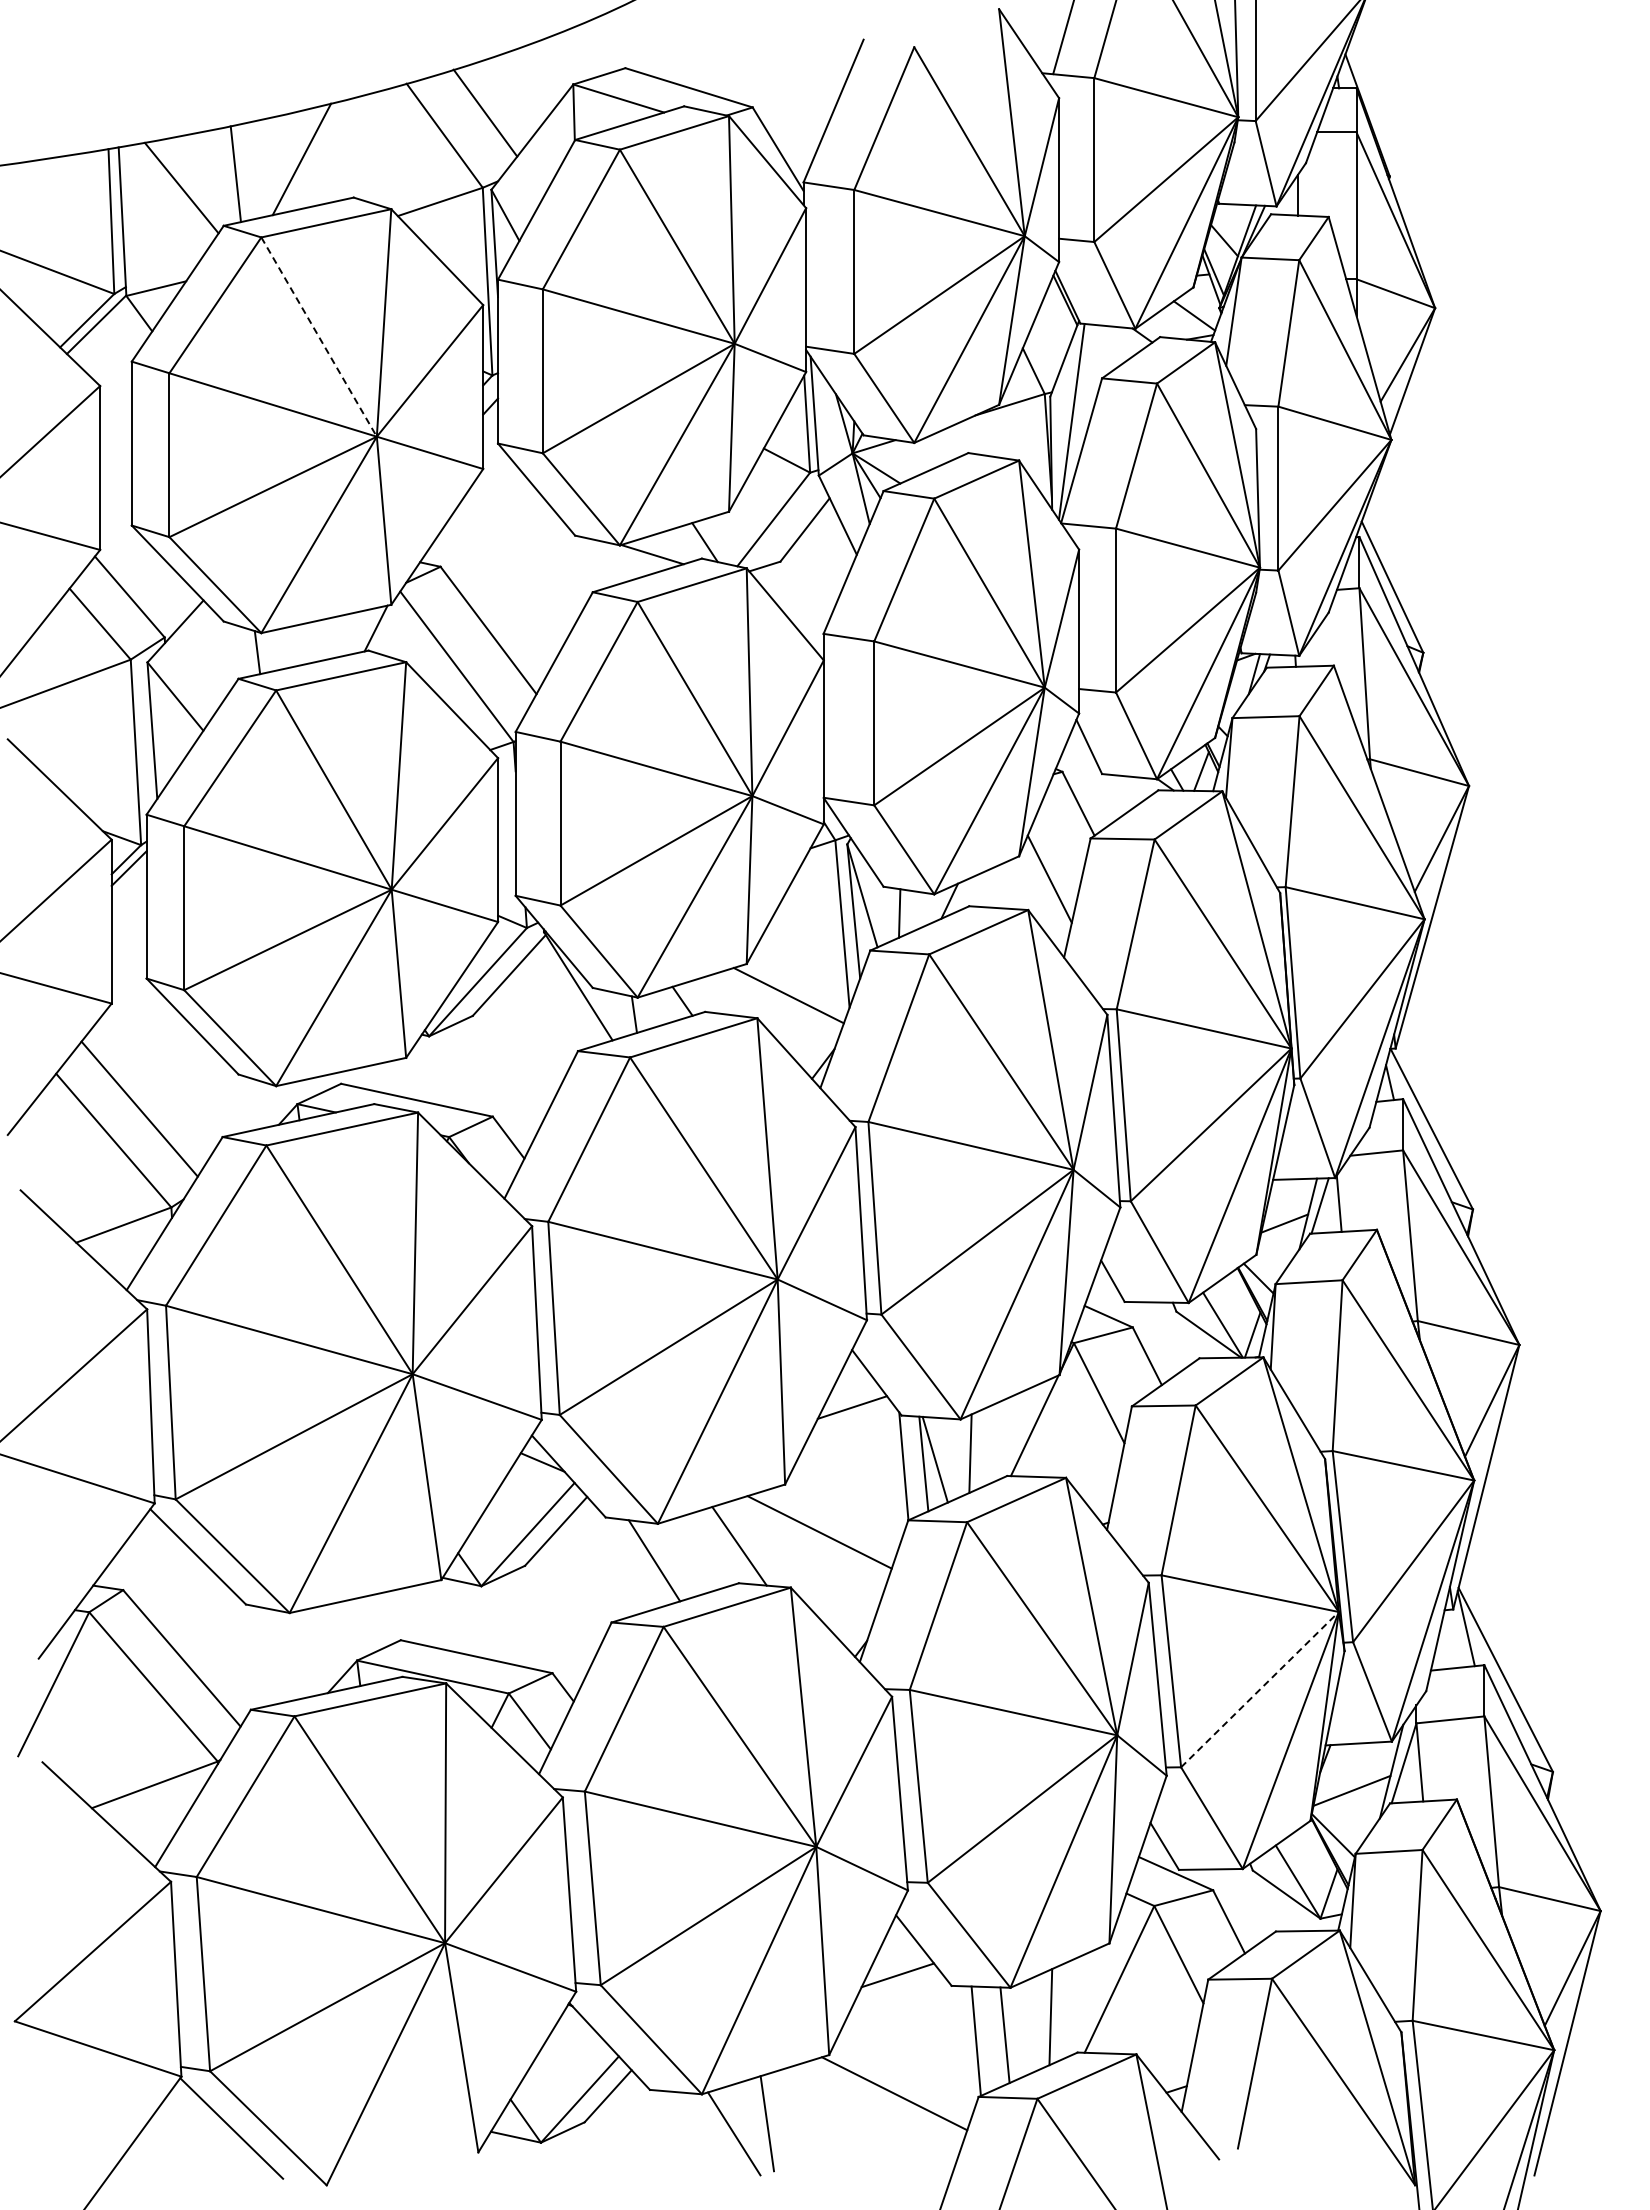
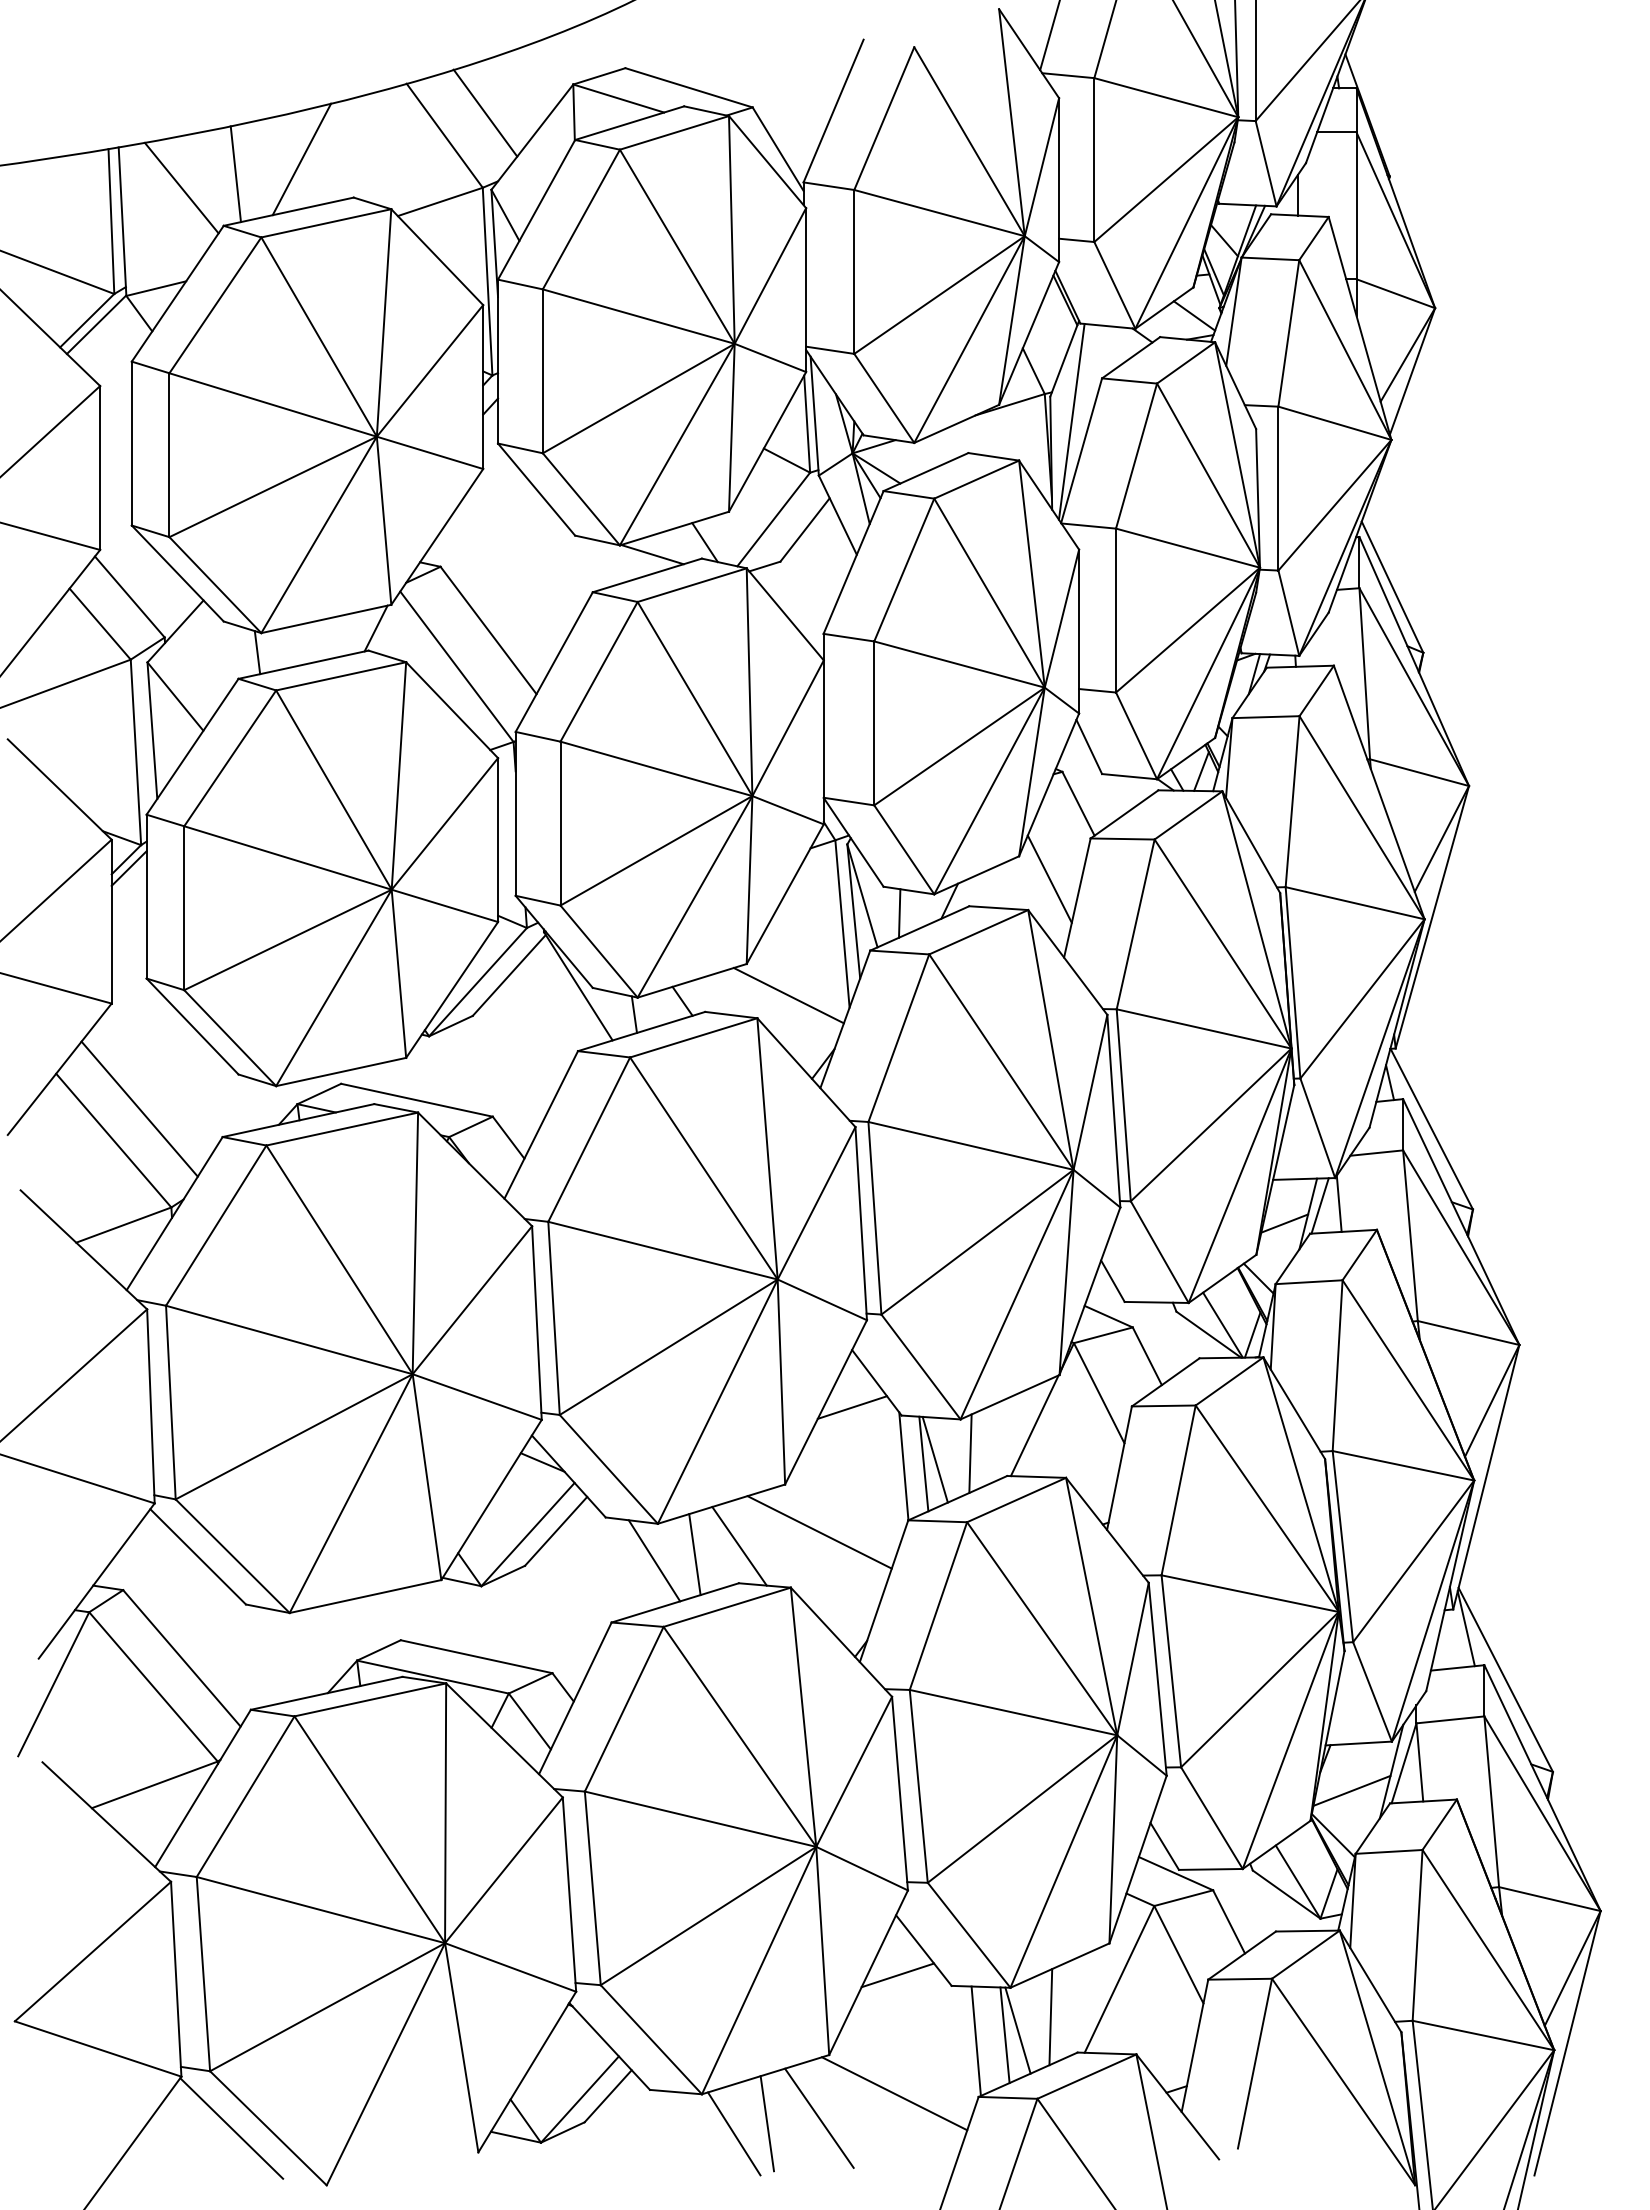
line position: (1063, 38) -> (1049, 36) (1049, 36)
line: dashed -> solid (319, 337)
line: none -> present (694, 1554)
line: dashed -> solid (1259, 1689)
line: none -> present (1017, 2030)
line: none -> present (819, 2117)
